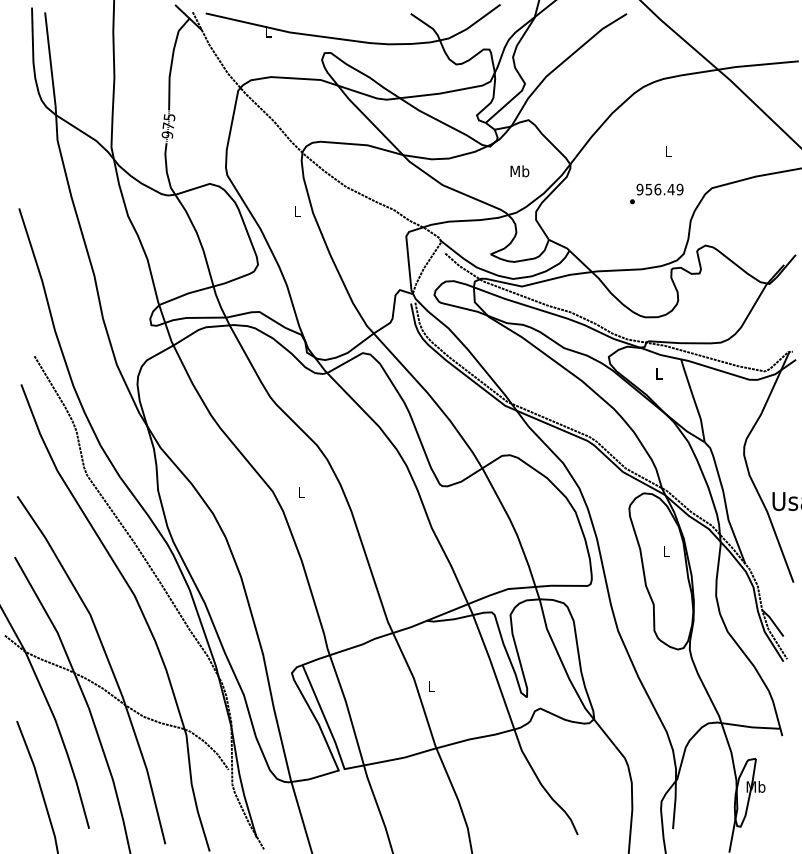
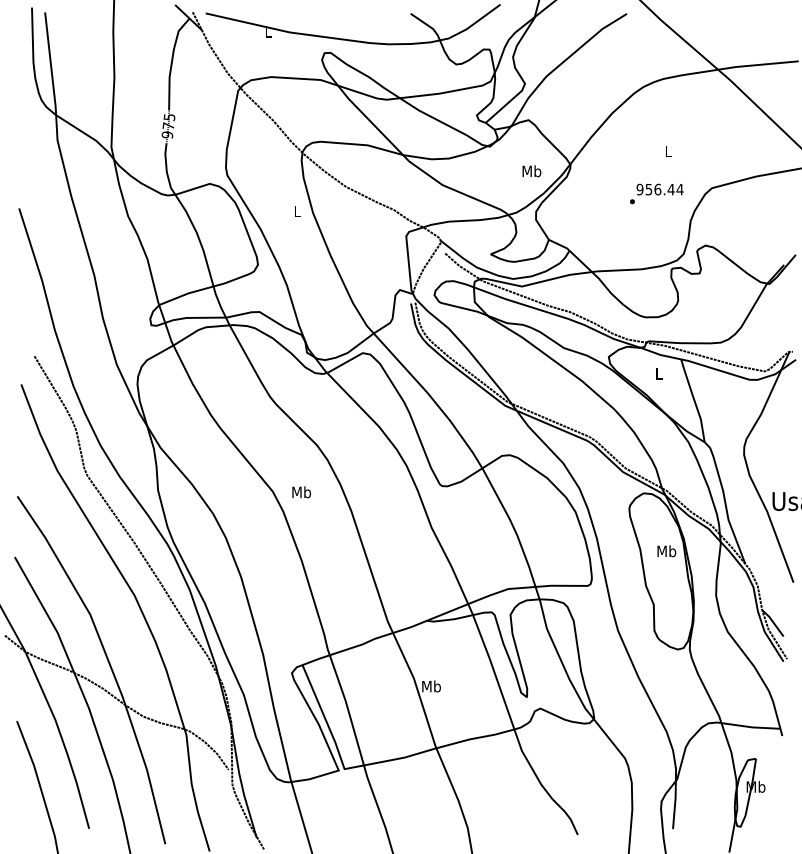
text position: (519, 171) -> (531, 171) (531, 171)
text: 956.49 -> 956.44 (679, 189)
text: L -> Mb (301, 492)
text: L -> Mb (666, 551)
text: L -> Mb (431, 686)
